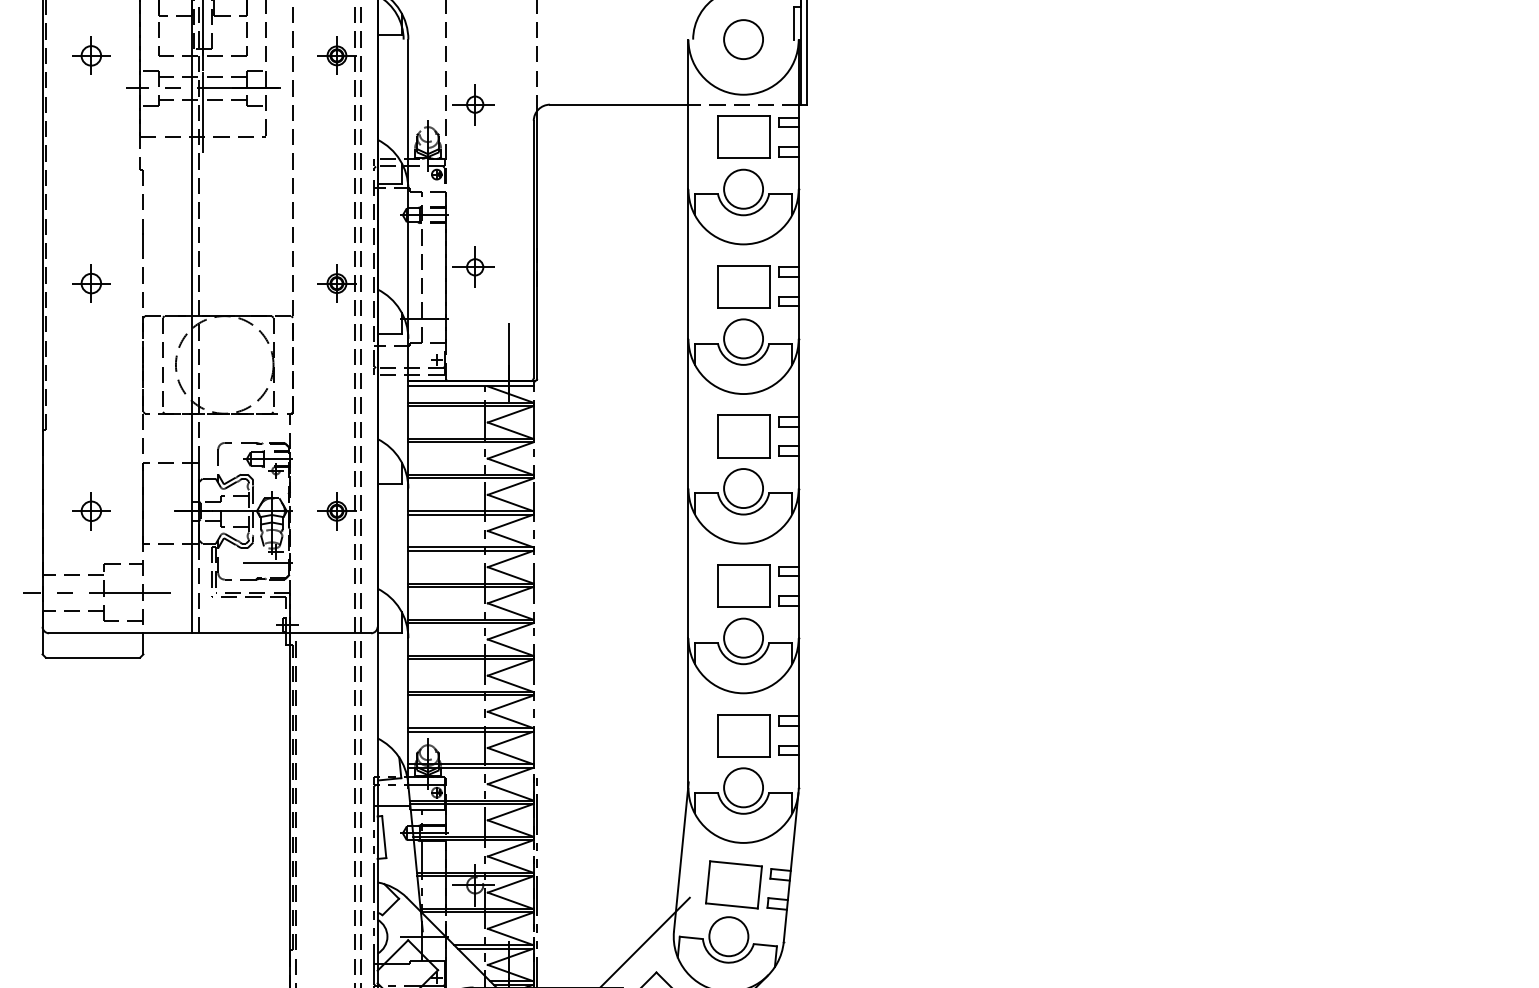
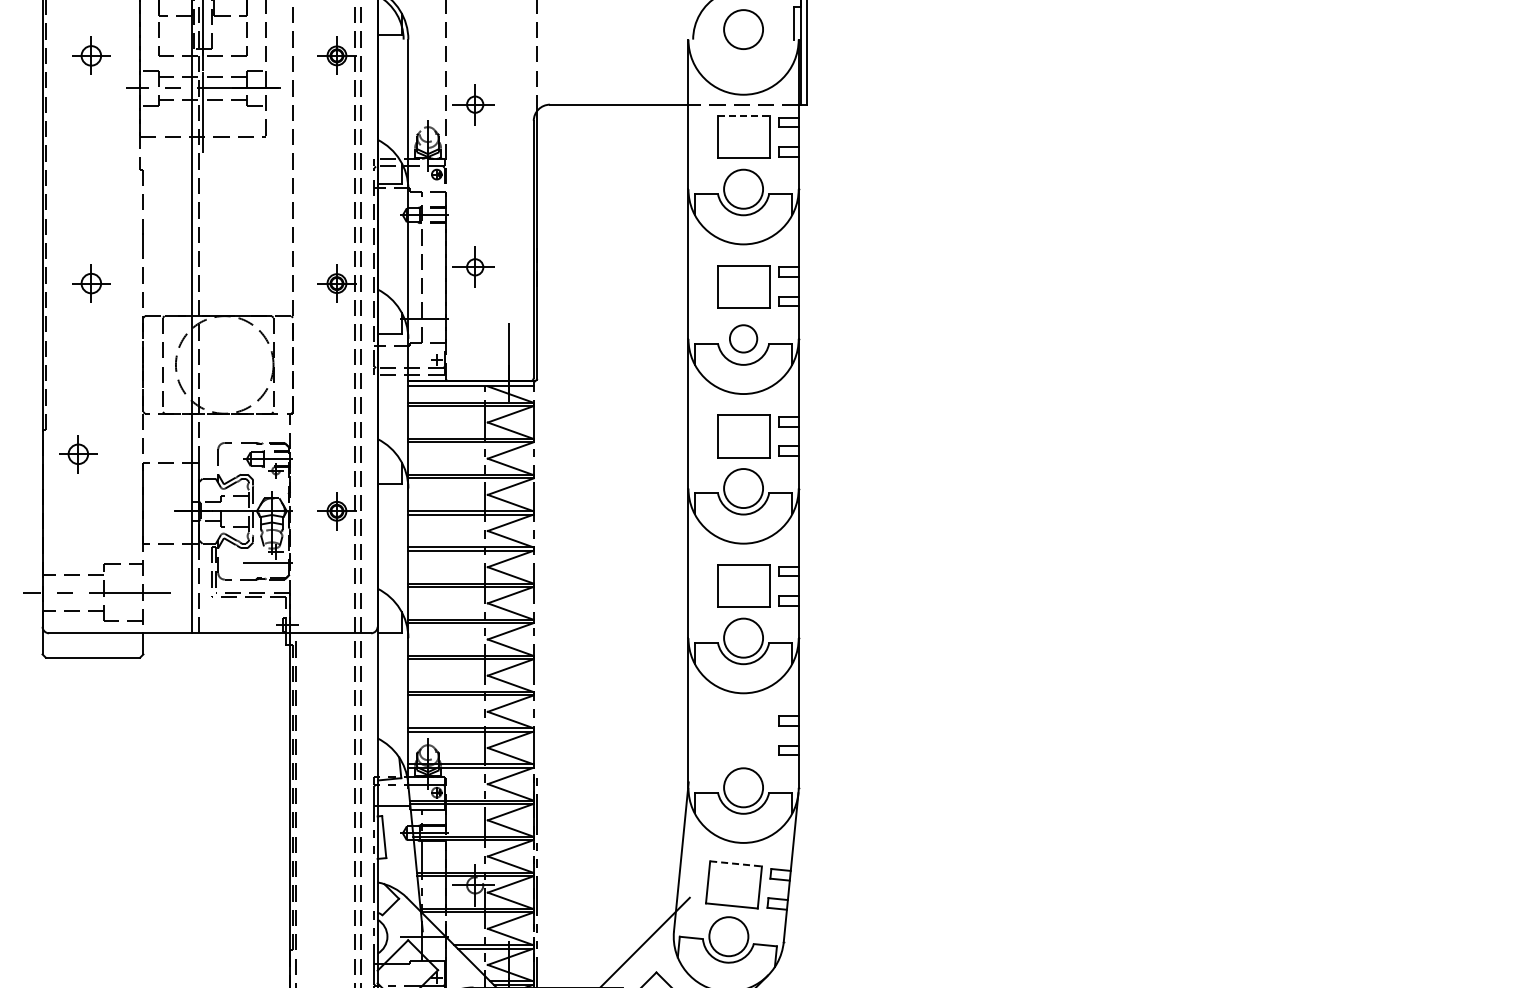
circle position: (743, 39) -> (743, 29) (743, 29)
line: solid -> dashed (744, 116)
circle diameter: 39 px -> 27 px (743, 338)
part position: (91, 511) -> (78, 454) (78, 454)
part: present -> none (743, 735)
line: solid -> dashed (736, 863)
